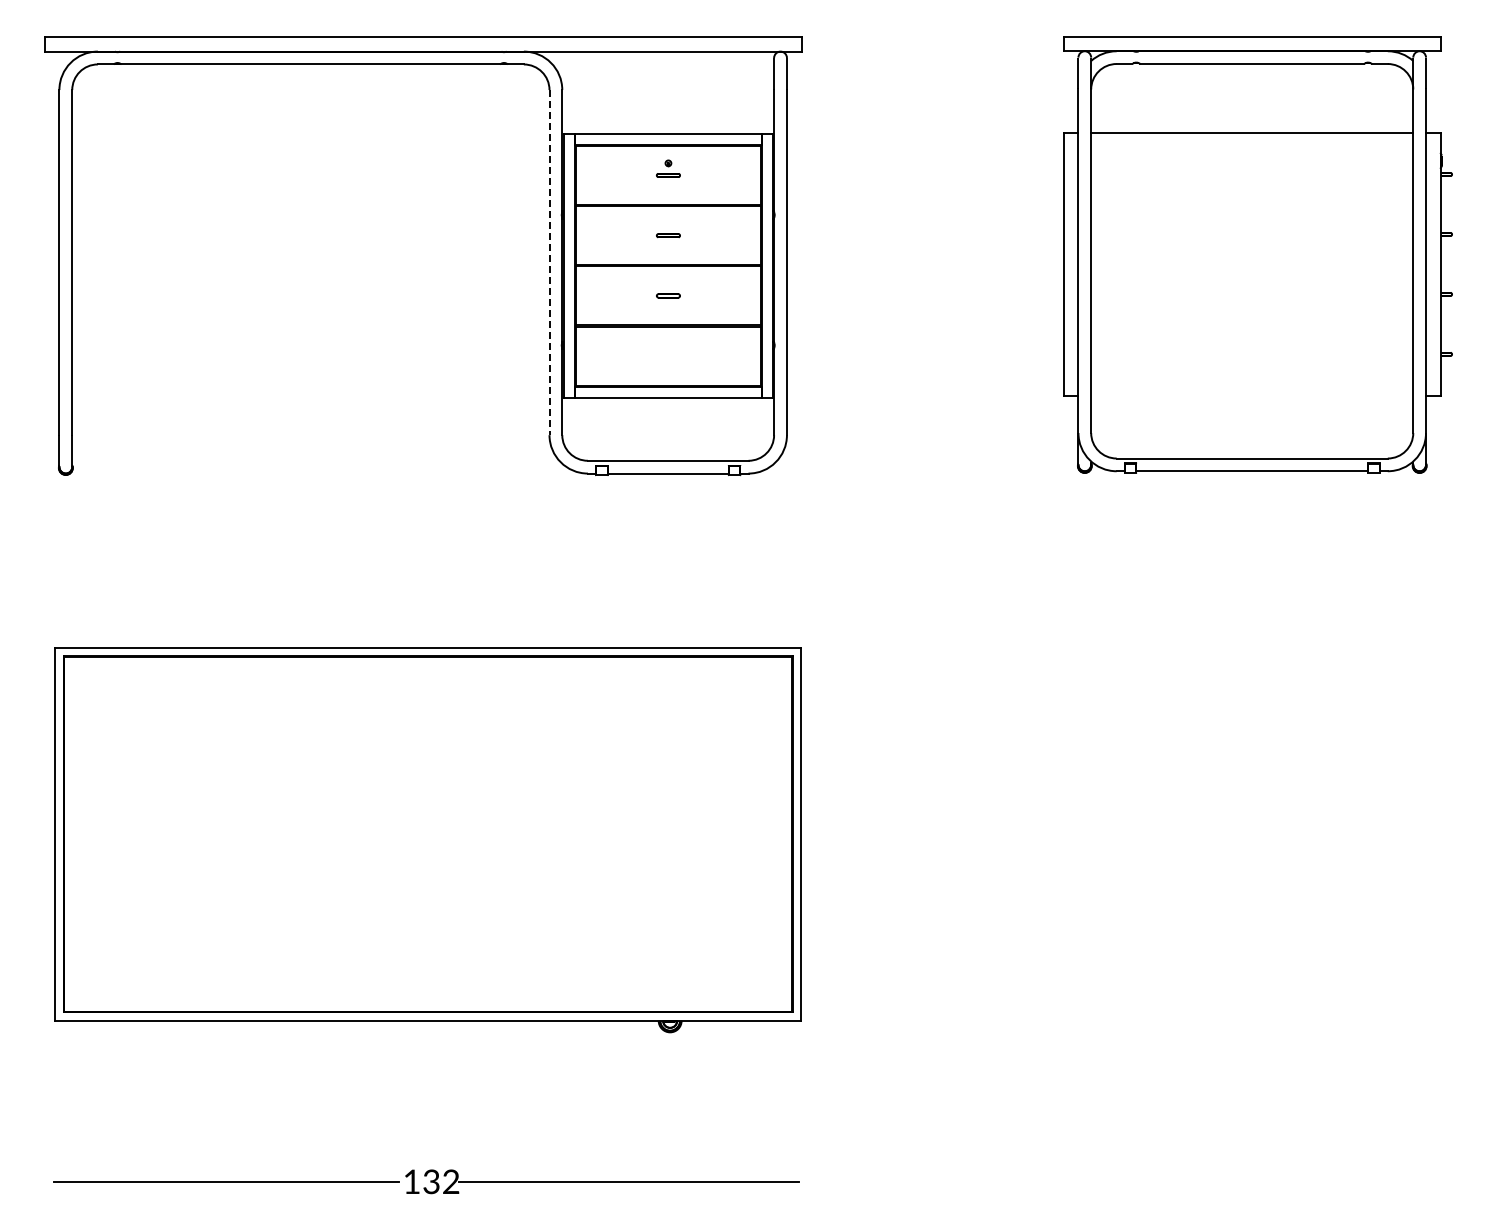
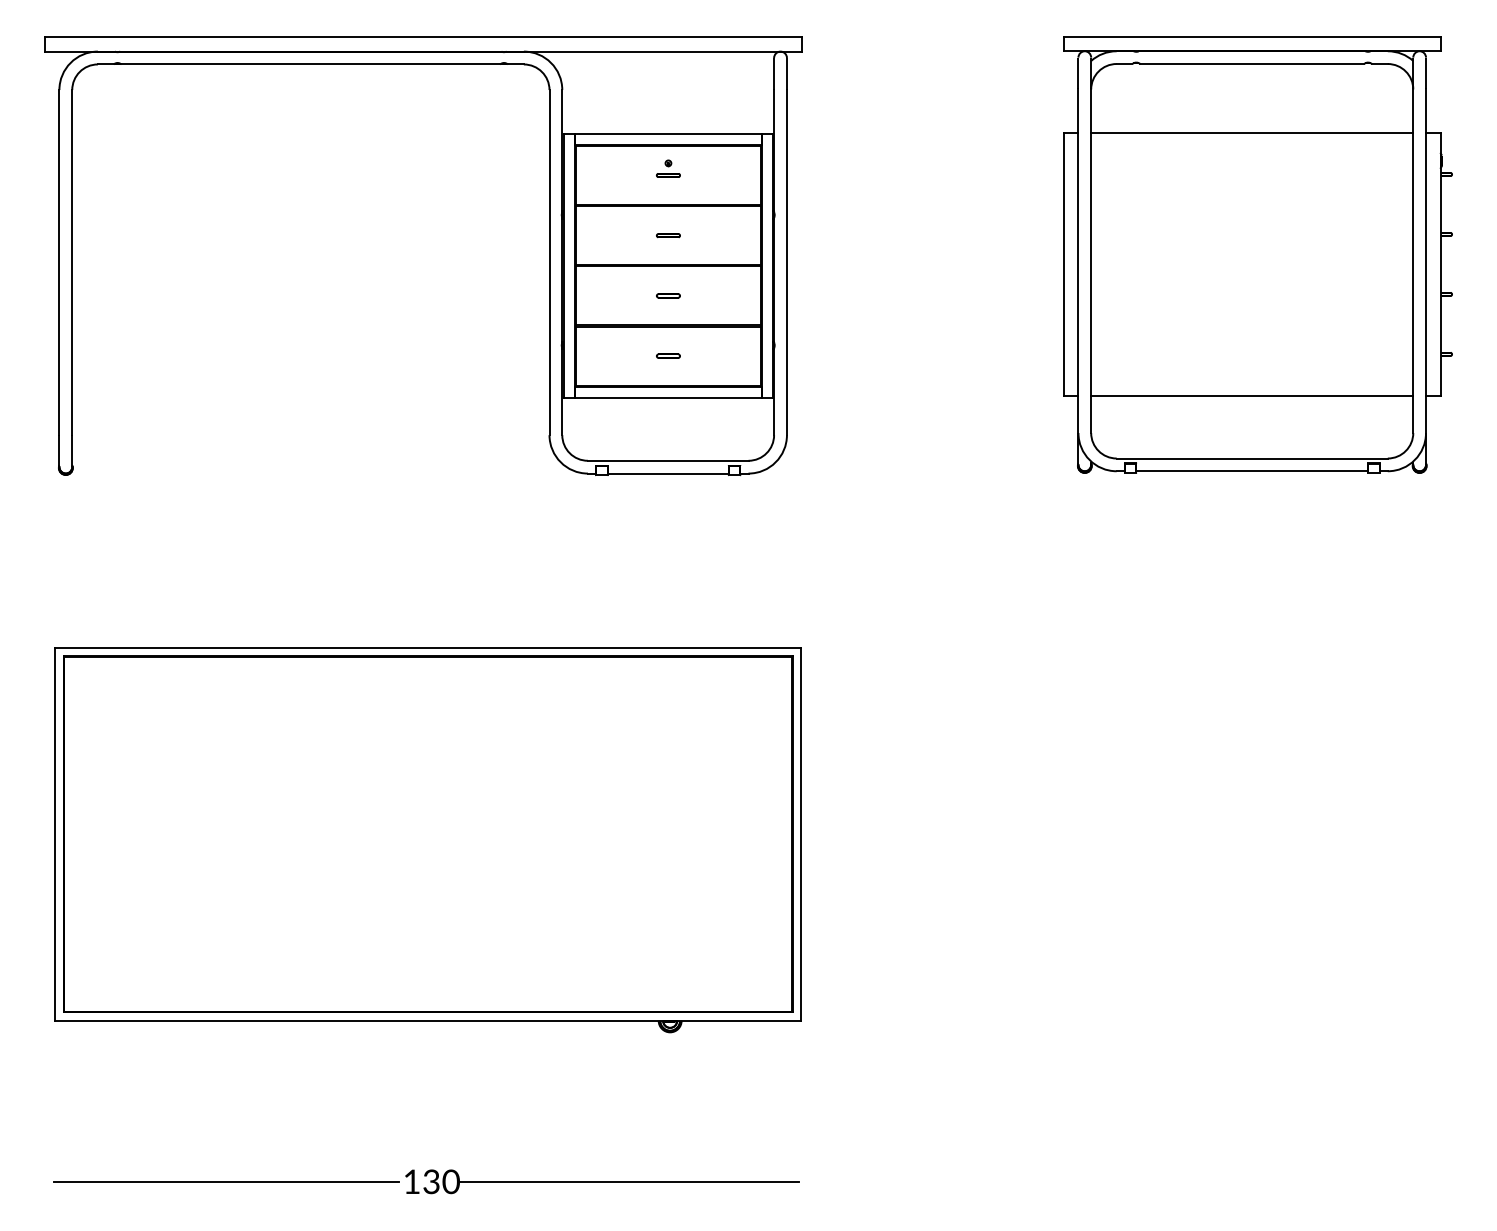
line: dashed -> solid (549, 262)
part: none -> present (668, 355)
line: none -> present (1252, 395)
text: 132 -> 130 (450, 1182)
